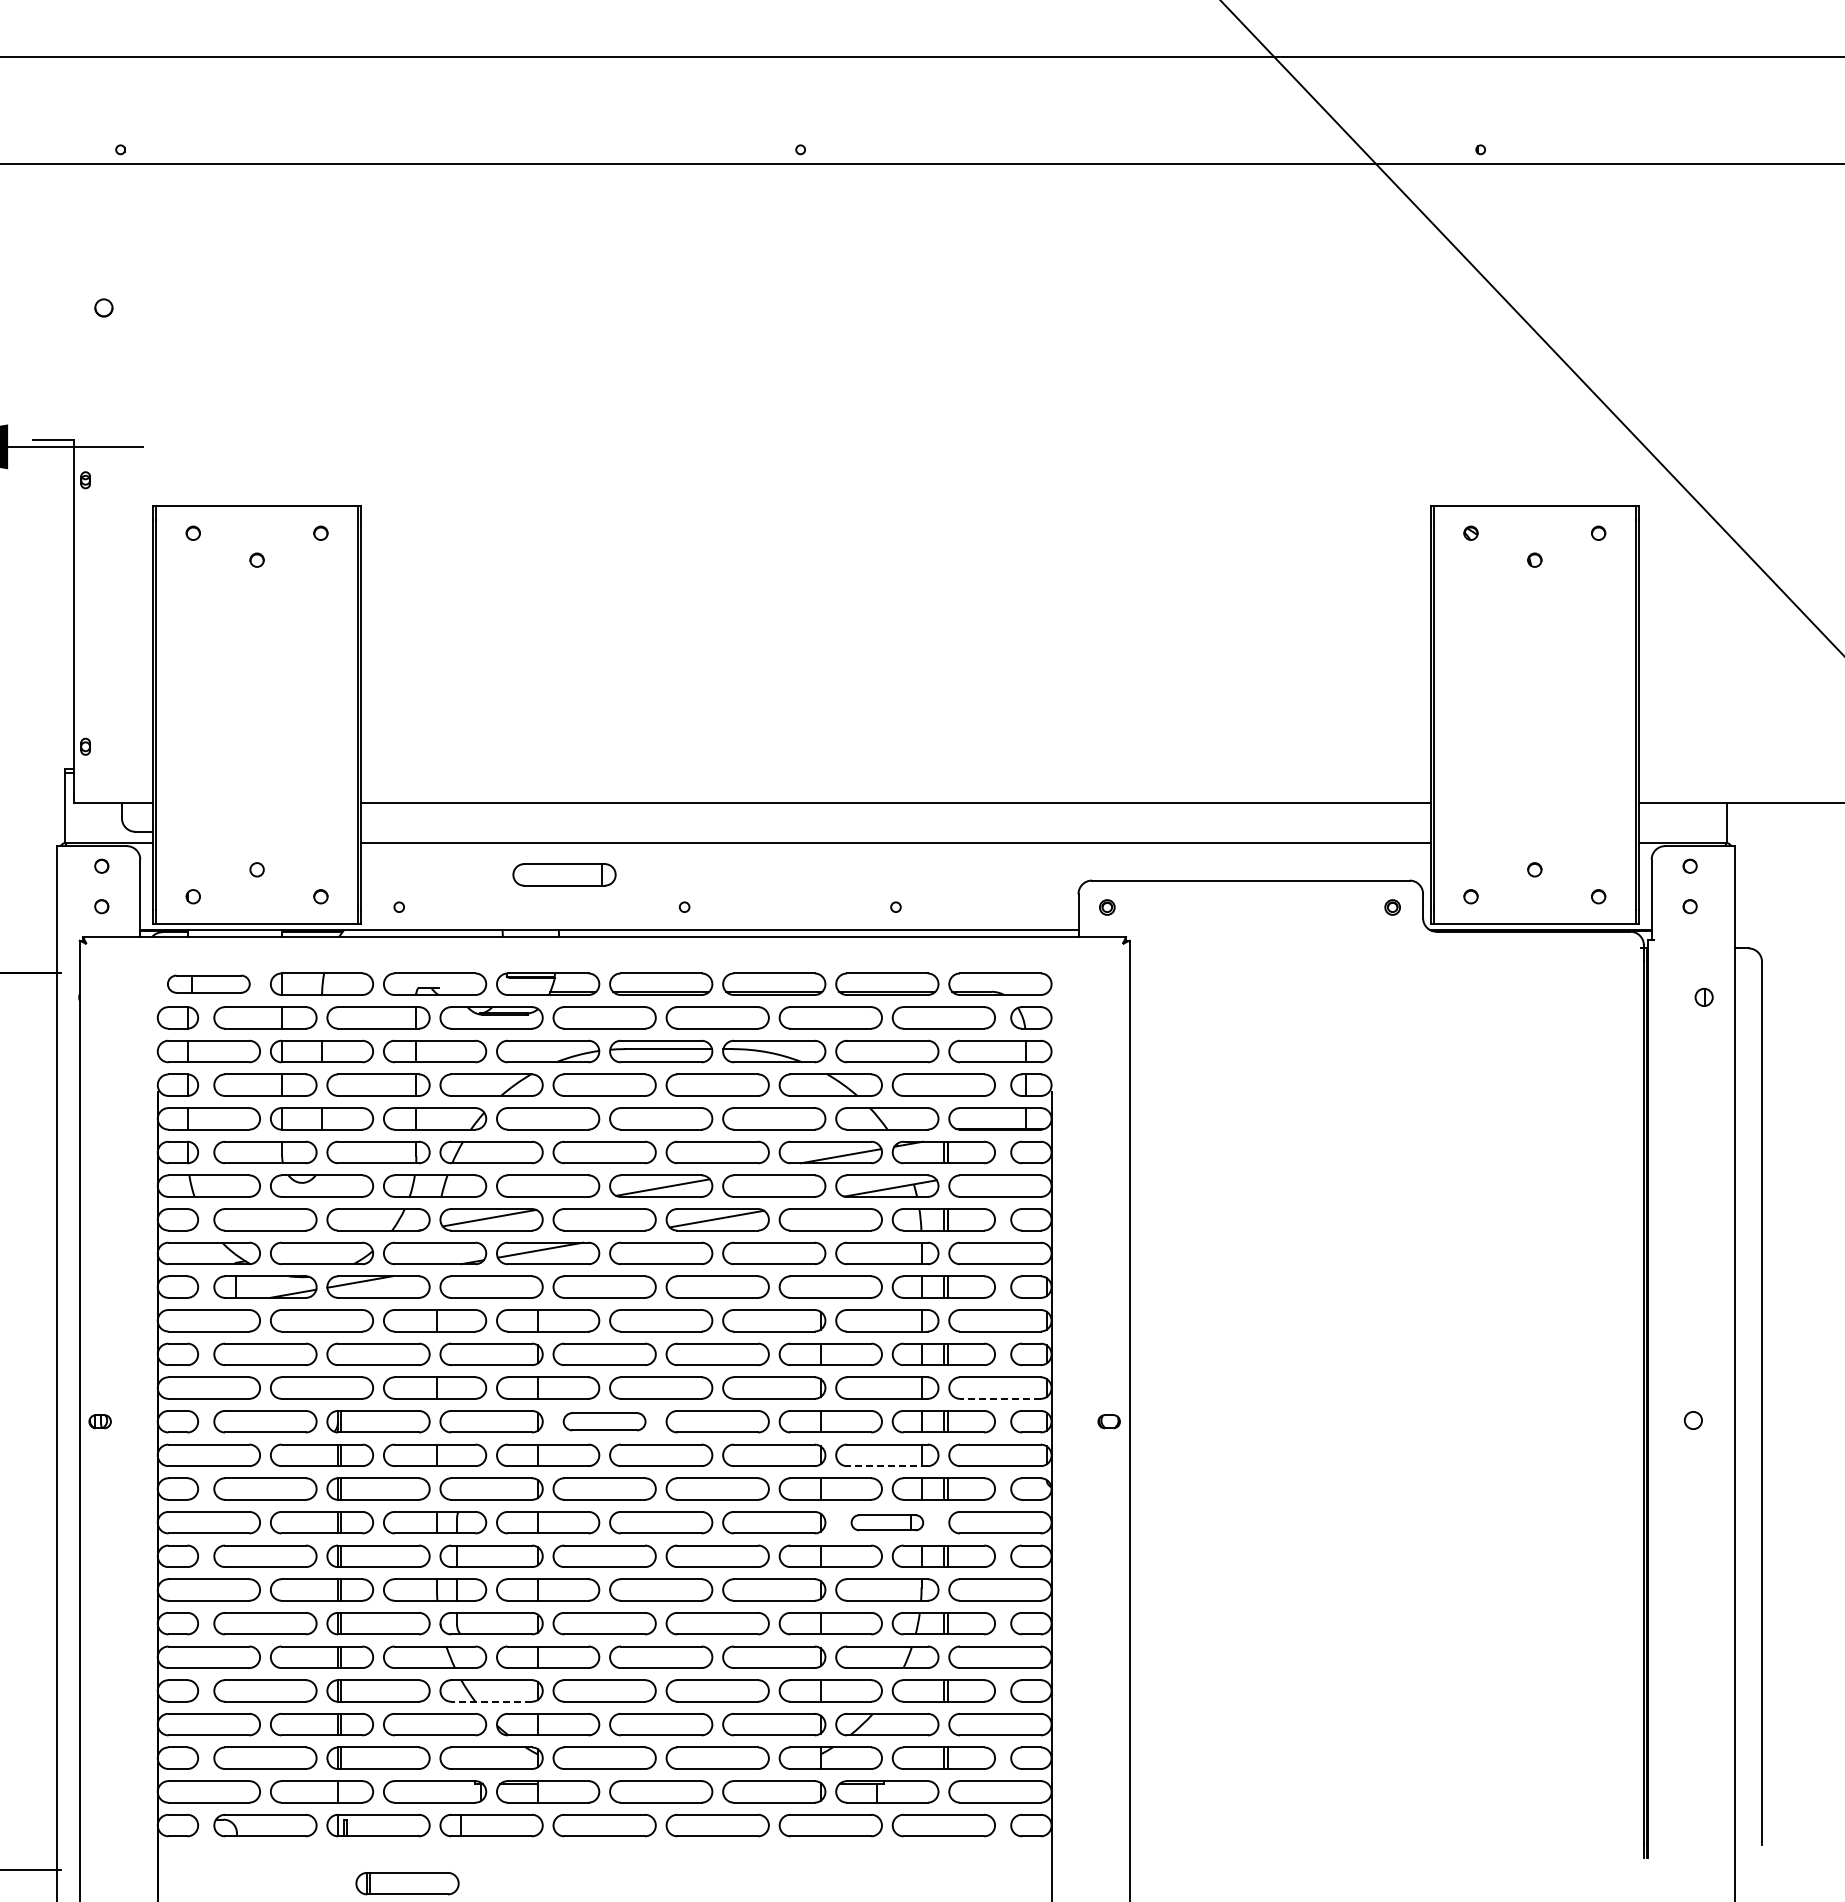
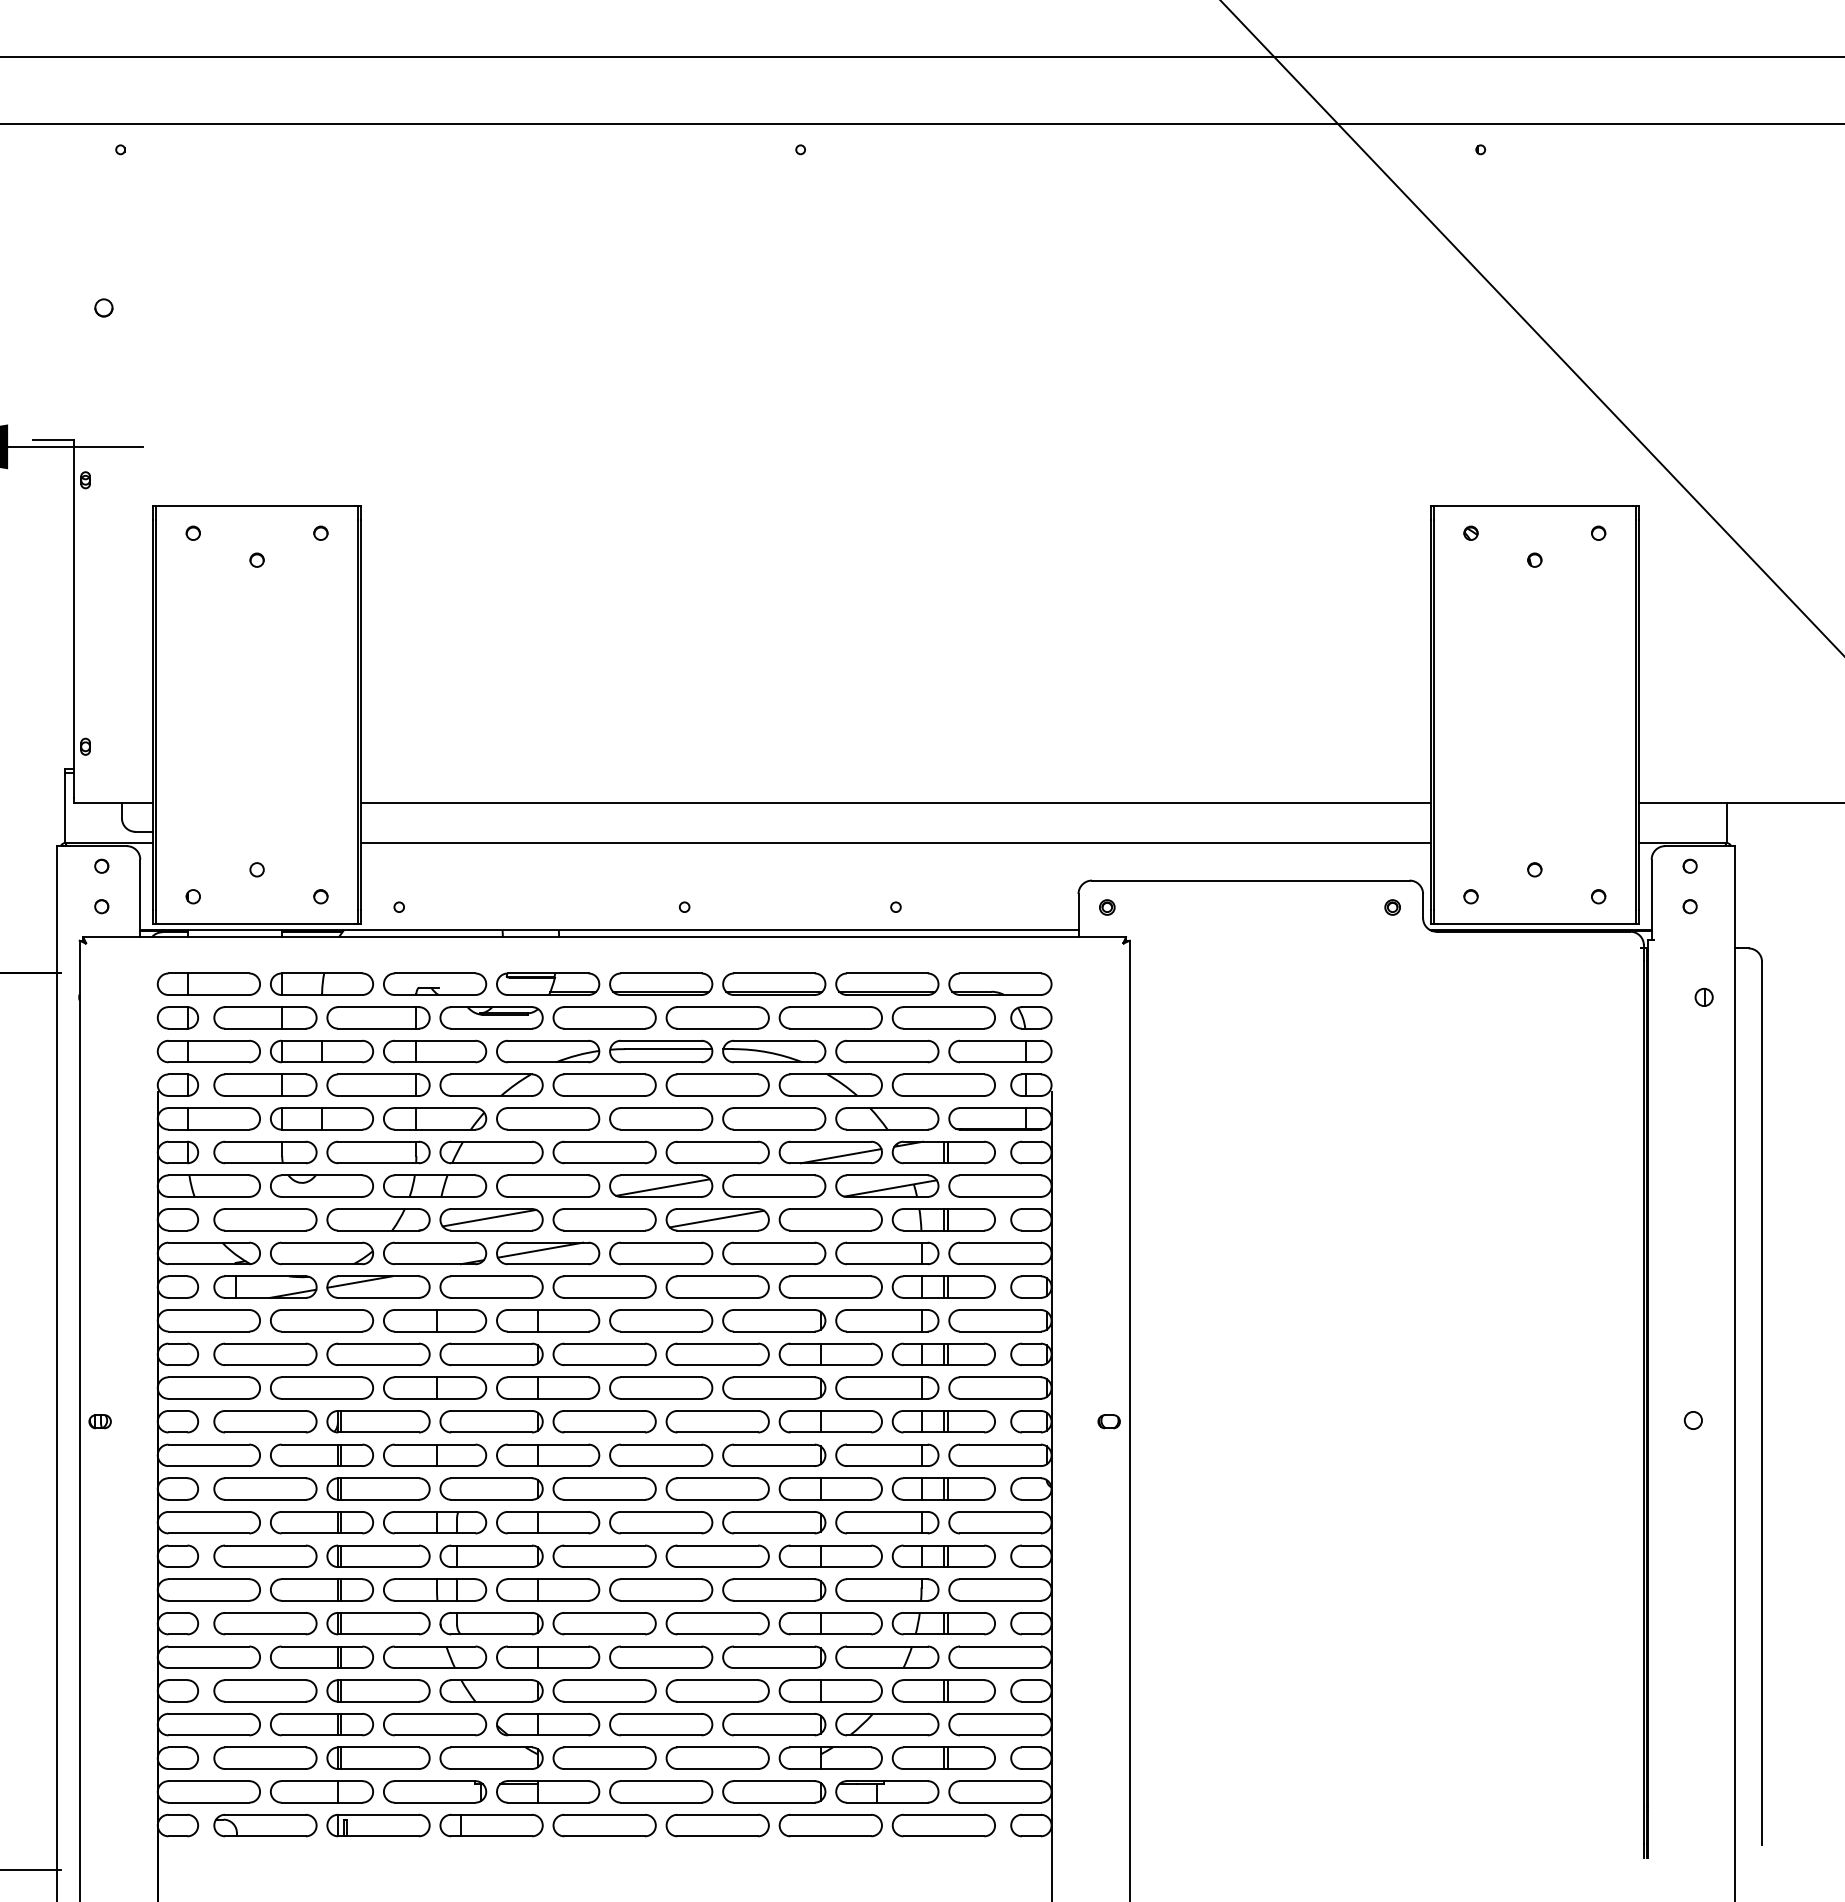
line position: (921, 164) -> (921, 124) (921, 124)
part: present -> none (564, 874)
part size: 84x20 px -> 105x24 px (208, 983)
line: dashed -> solid (999, 1398)
part size: 85x20 px -> 105x24 px (604, 1421)
line: dashed -> solid (886, 1466)
part size: 75x18 px -> 105x24 px (887, 1522)
line: dashed -> solid (491, 1701)
part: present -> none (407, 1883)
